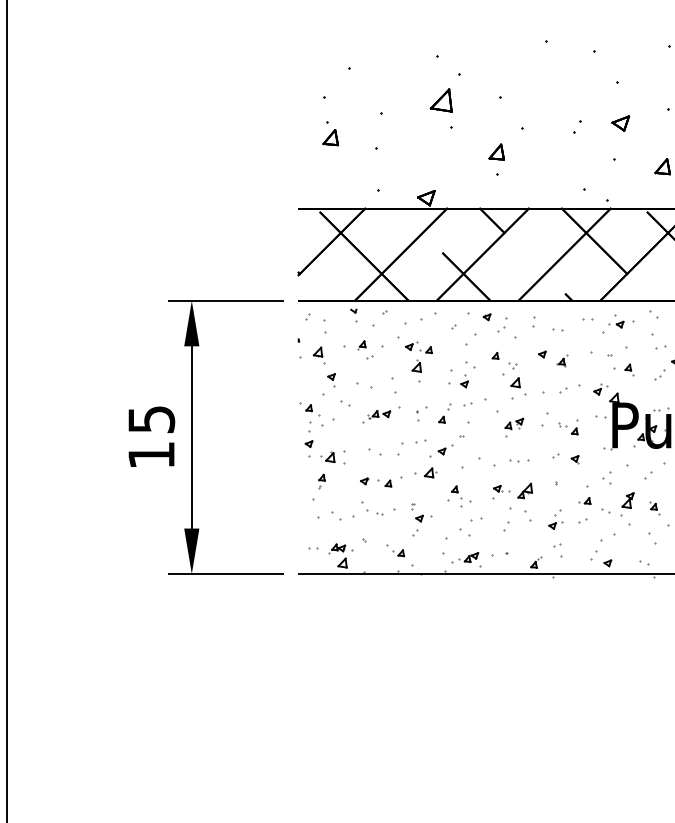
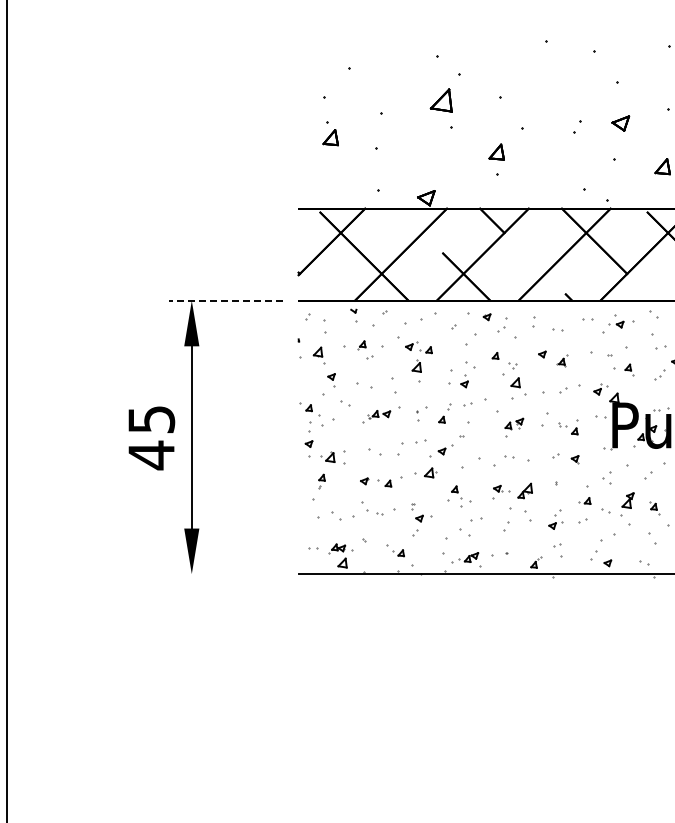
line: solid -> dashed (225, 300)
text: 15 -> 45 (151, 455)
part position: (514, 460) -> (509, 456) (509, 456)
line: present -> none (226, 574)
